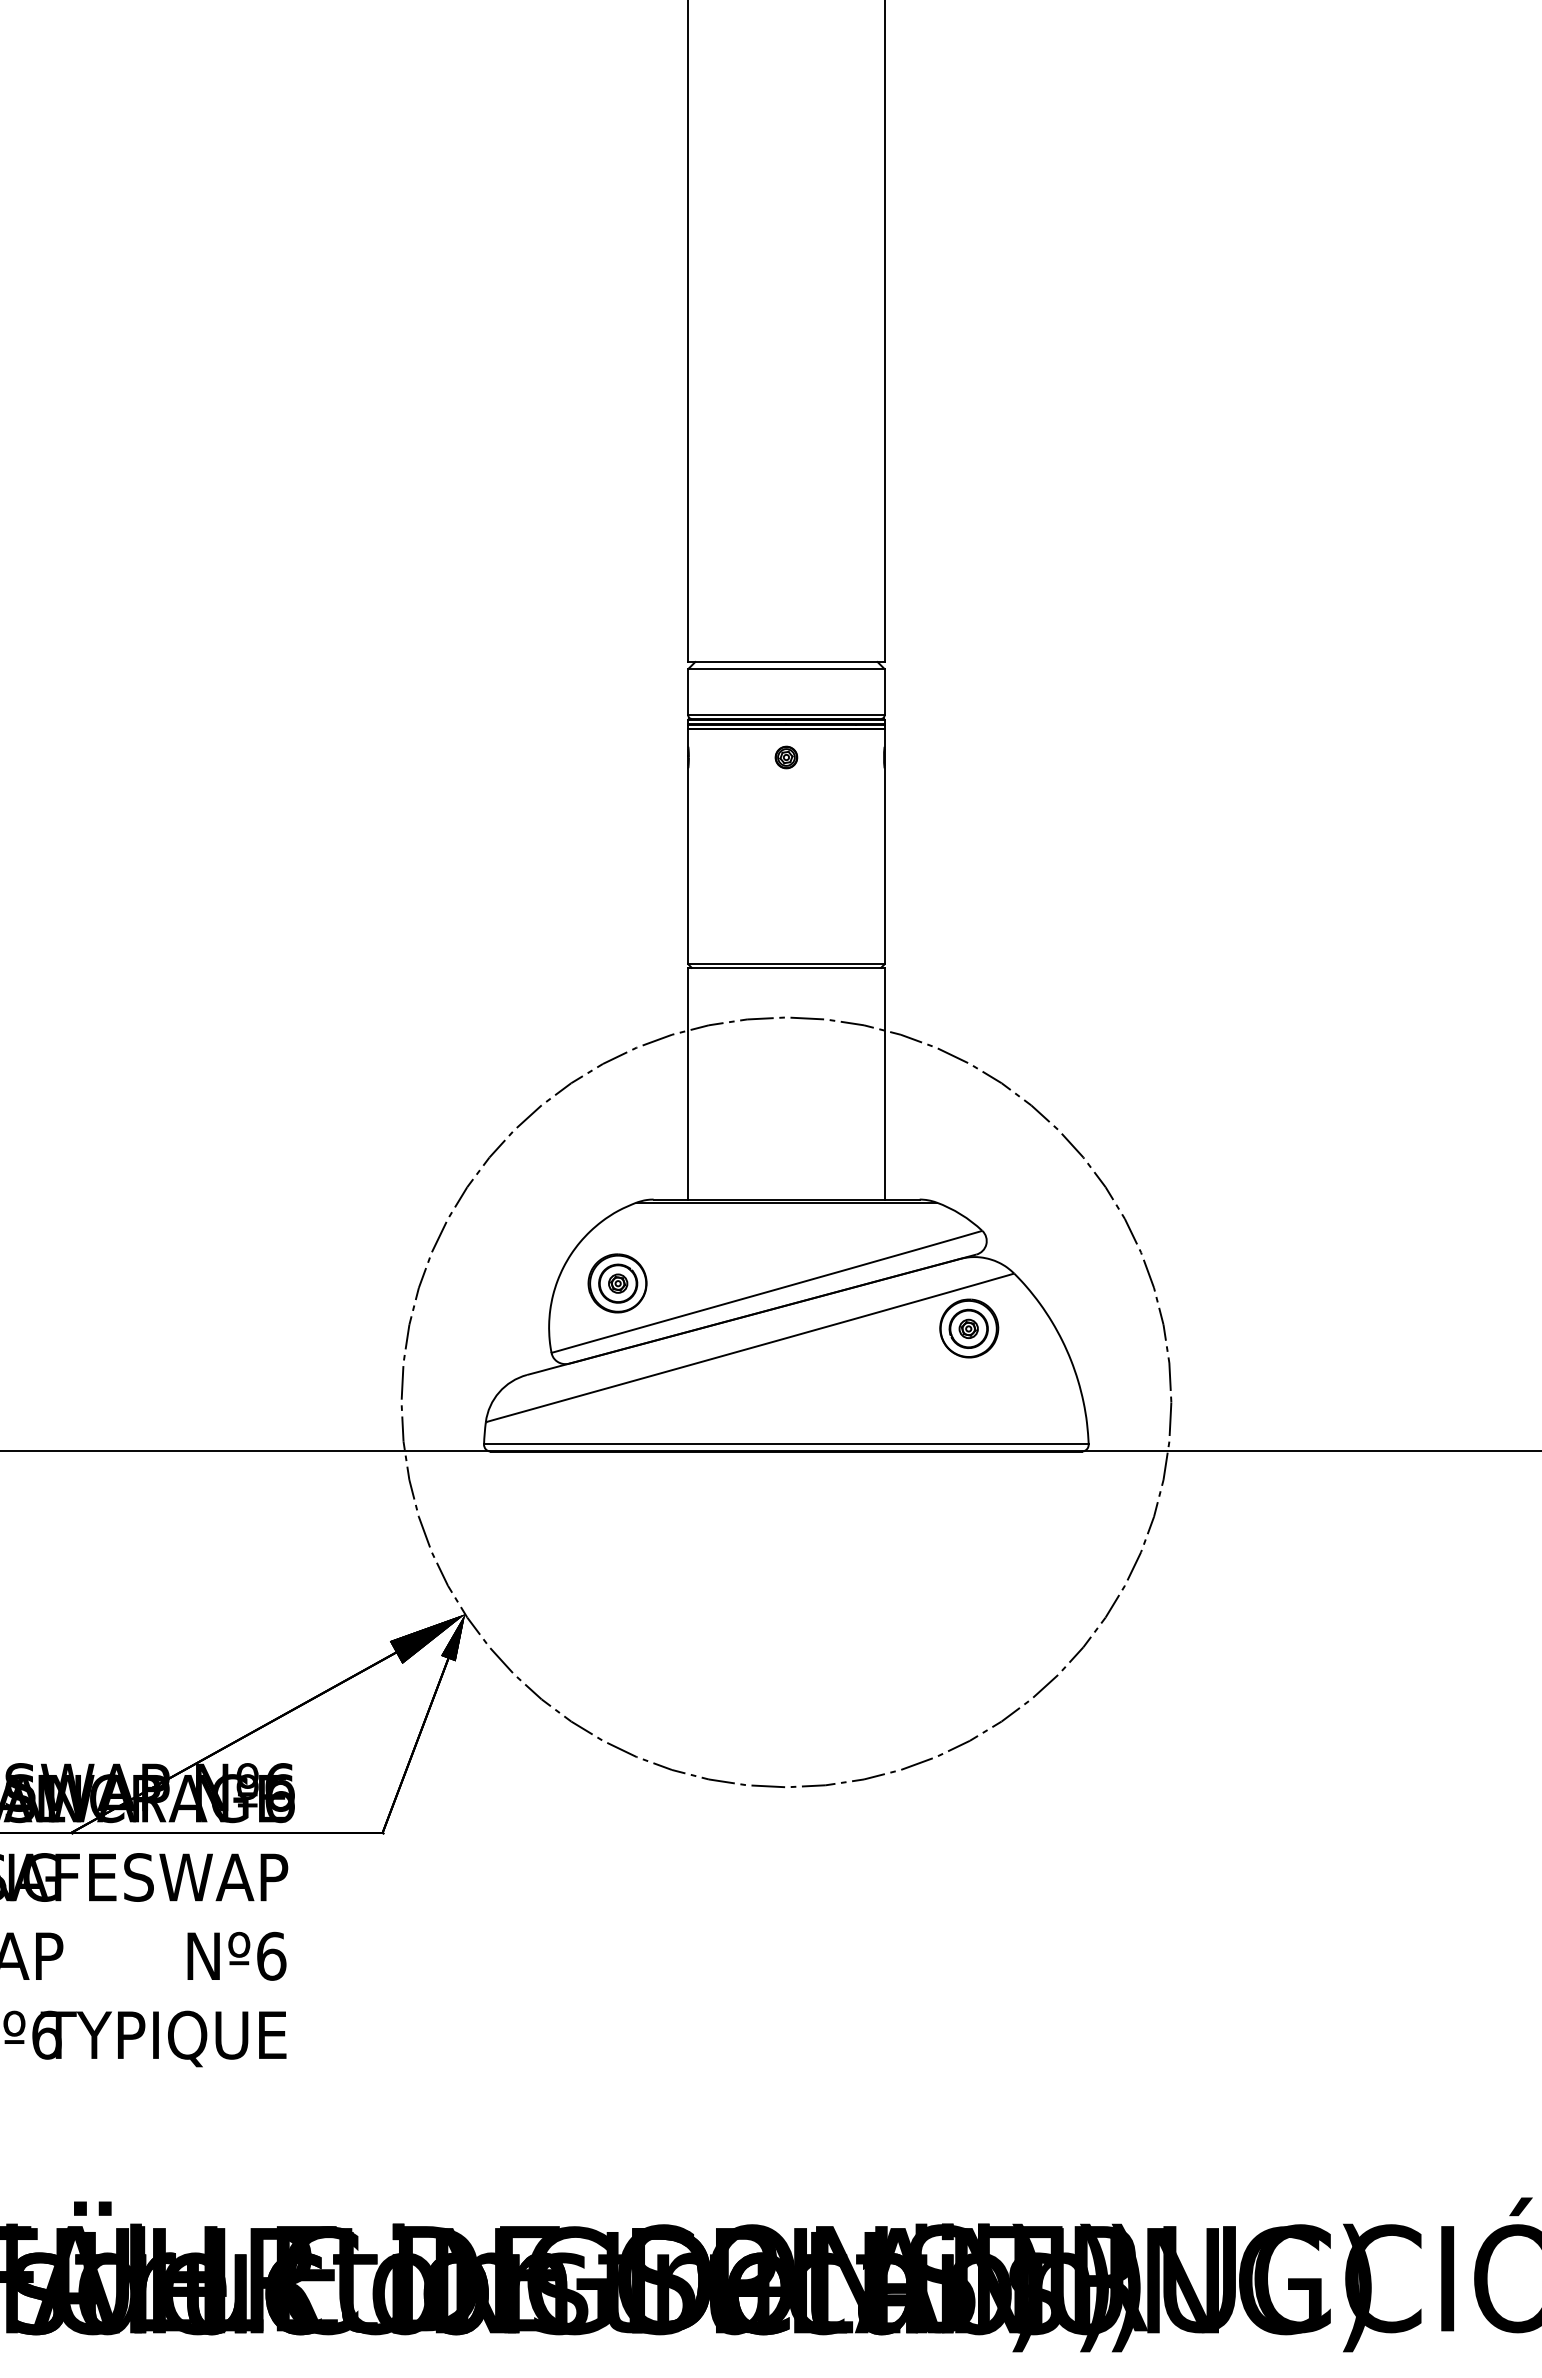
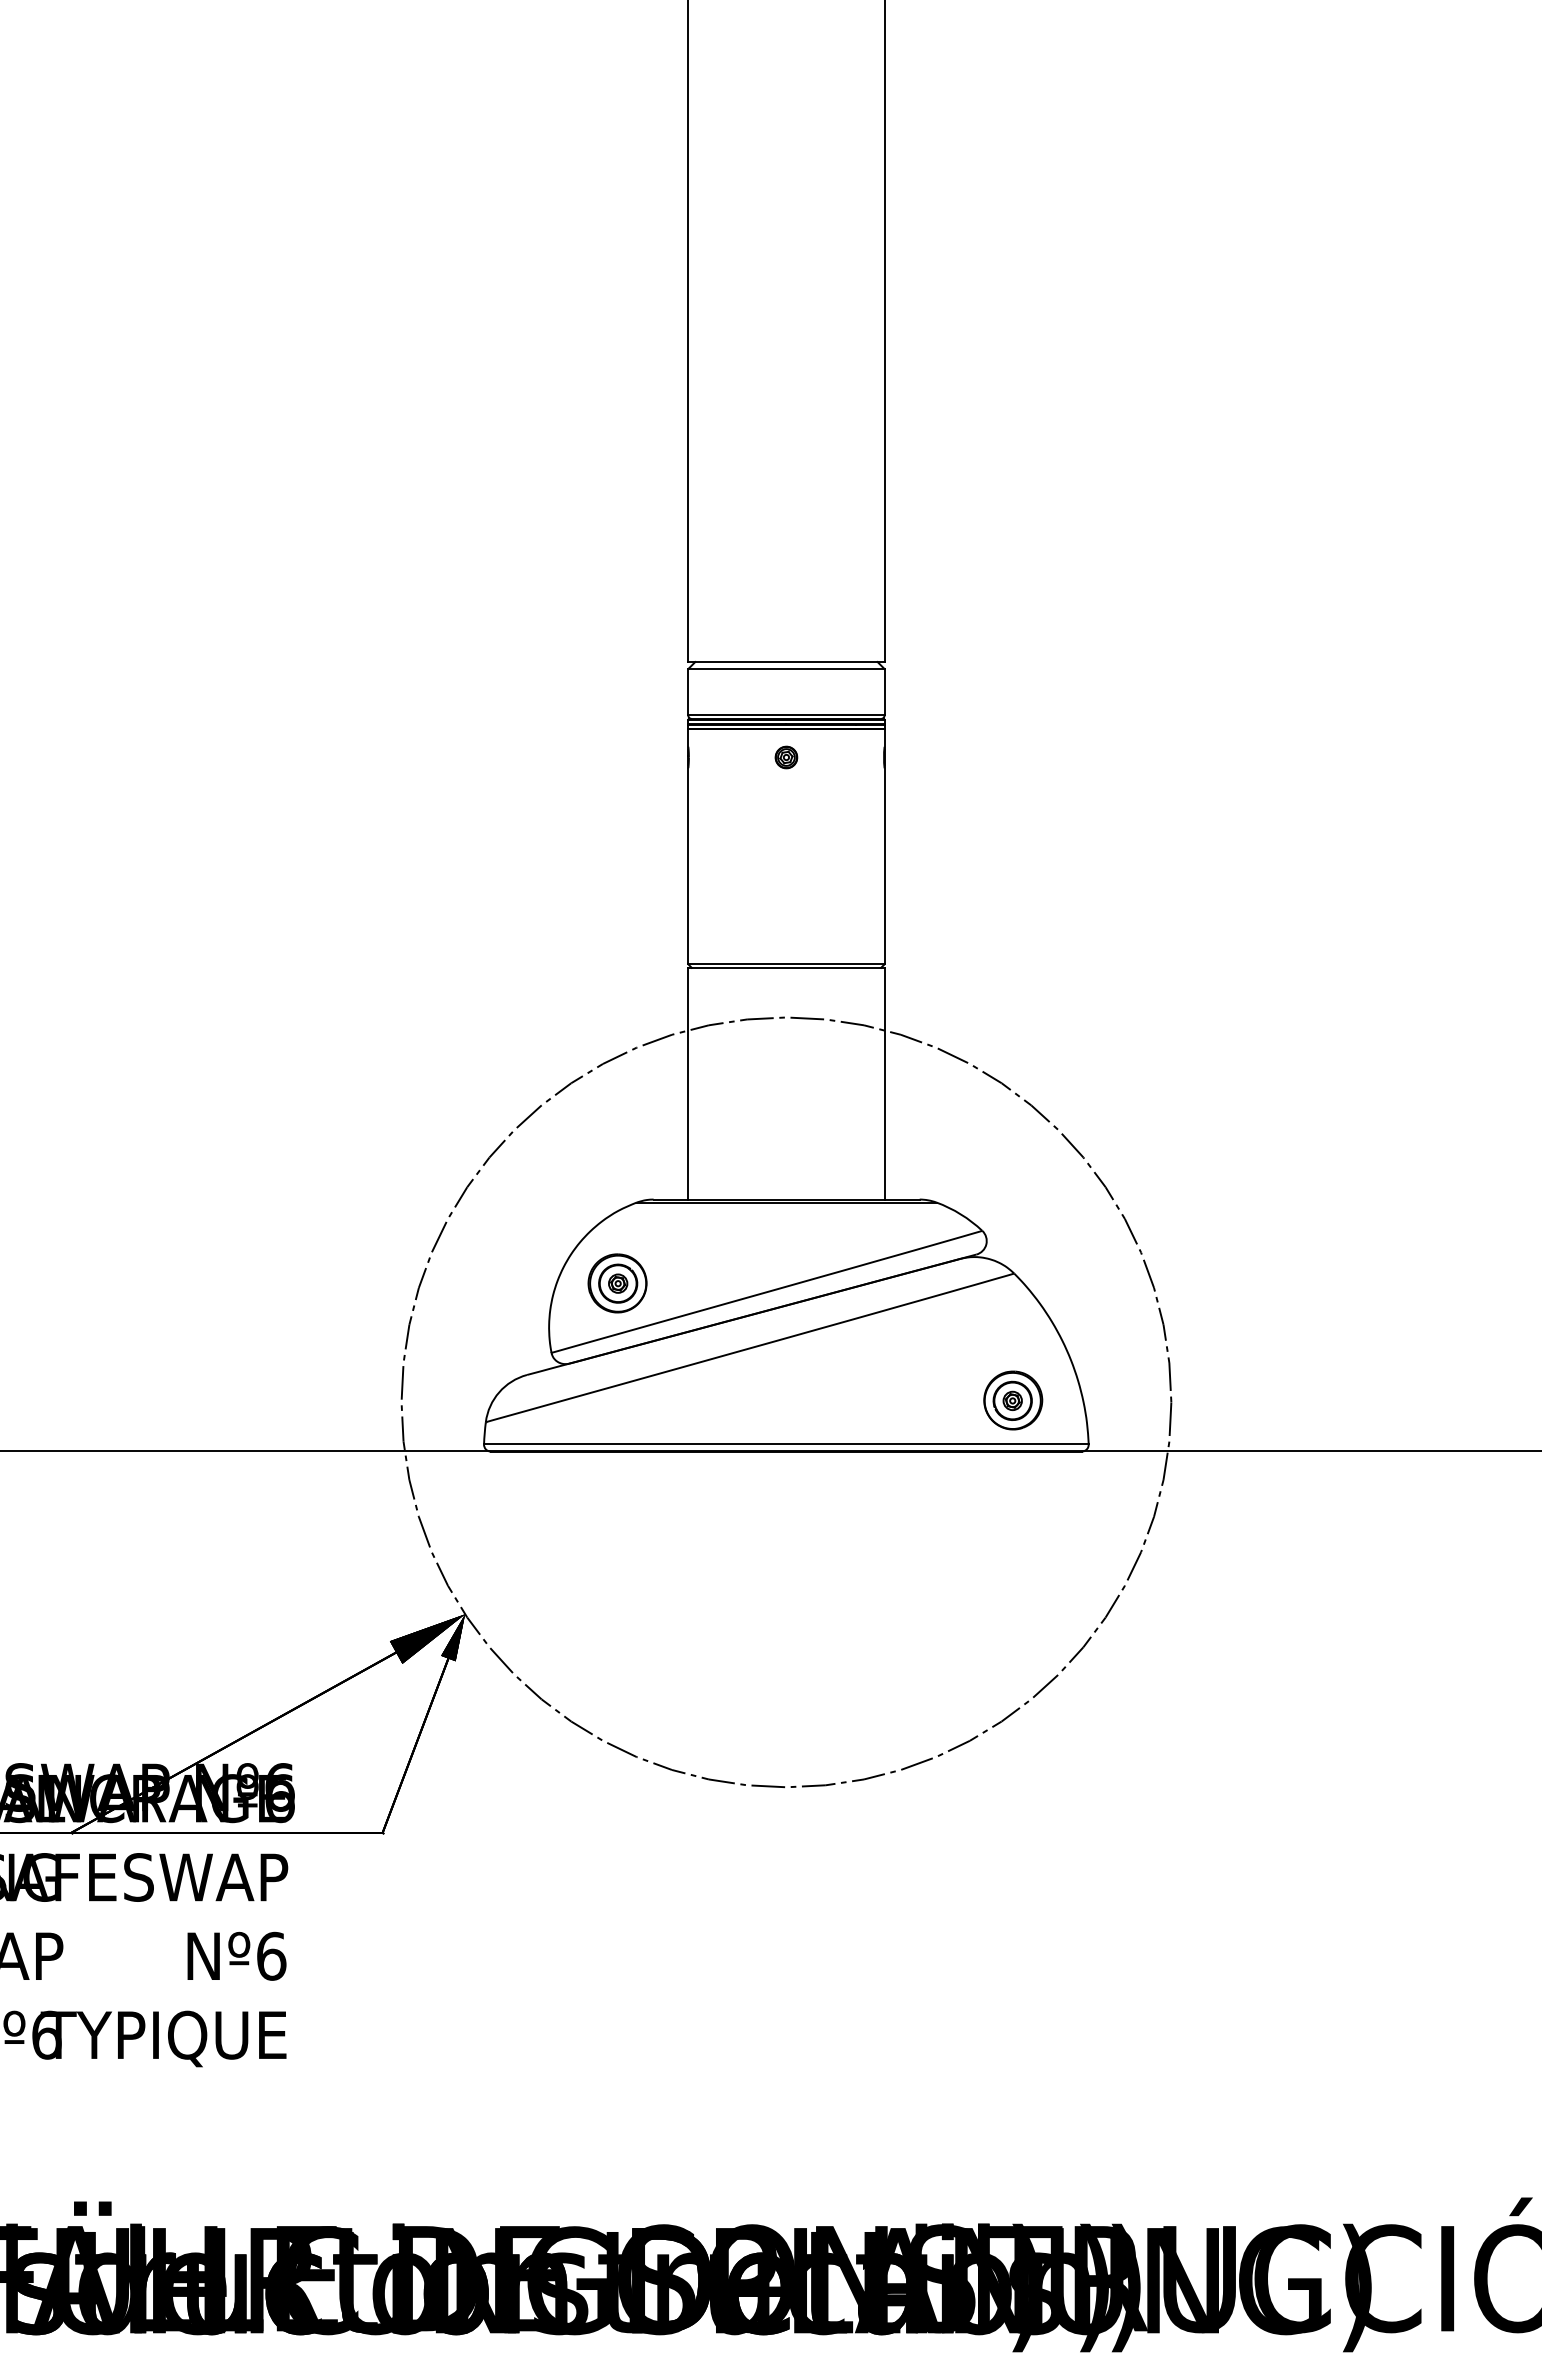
part position: (969, 1328) -> (1013, 1400) (1013, 1400)
